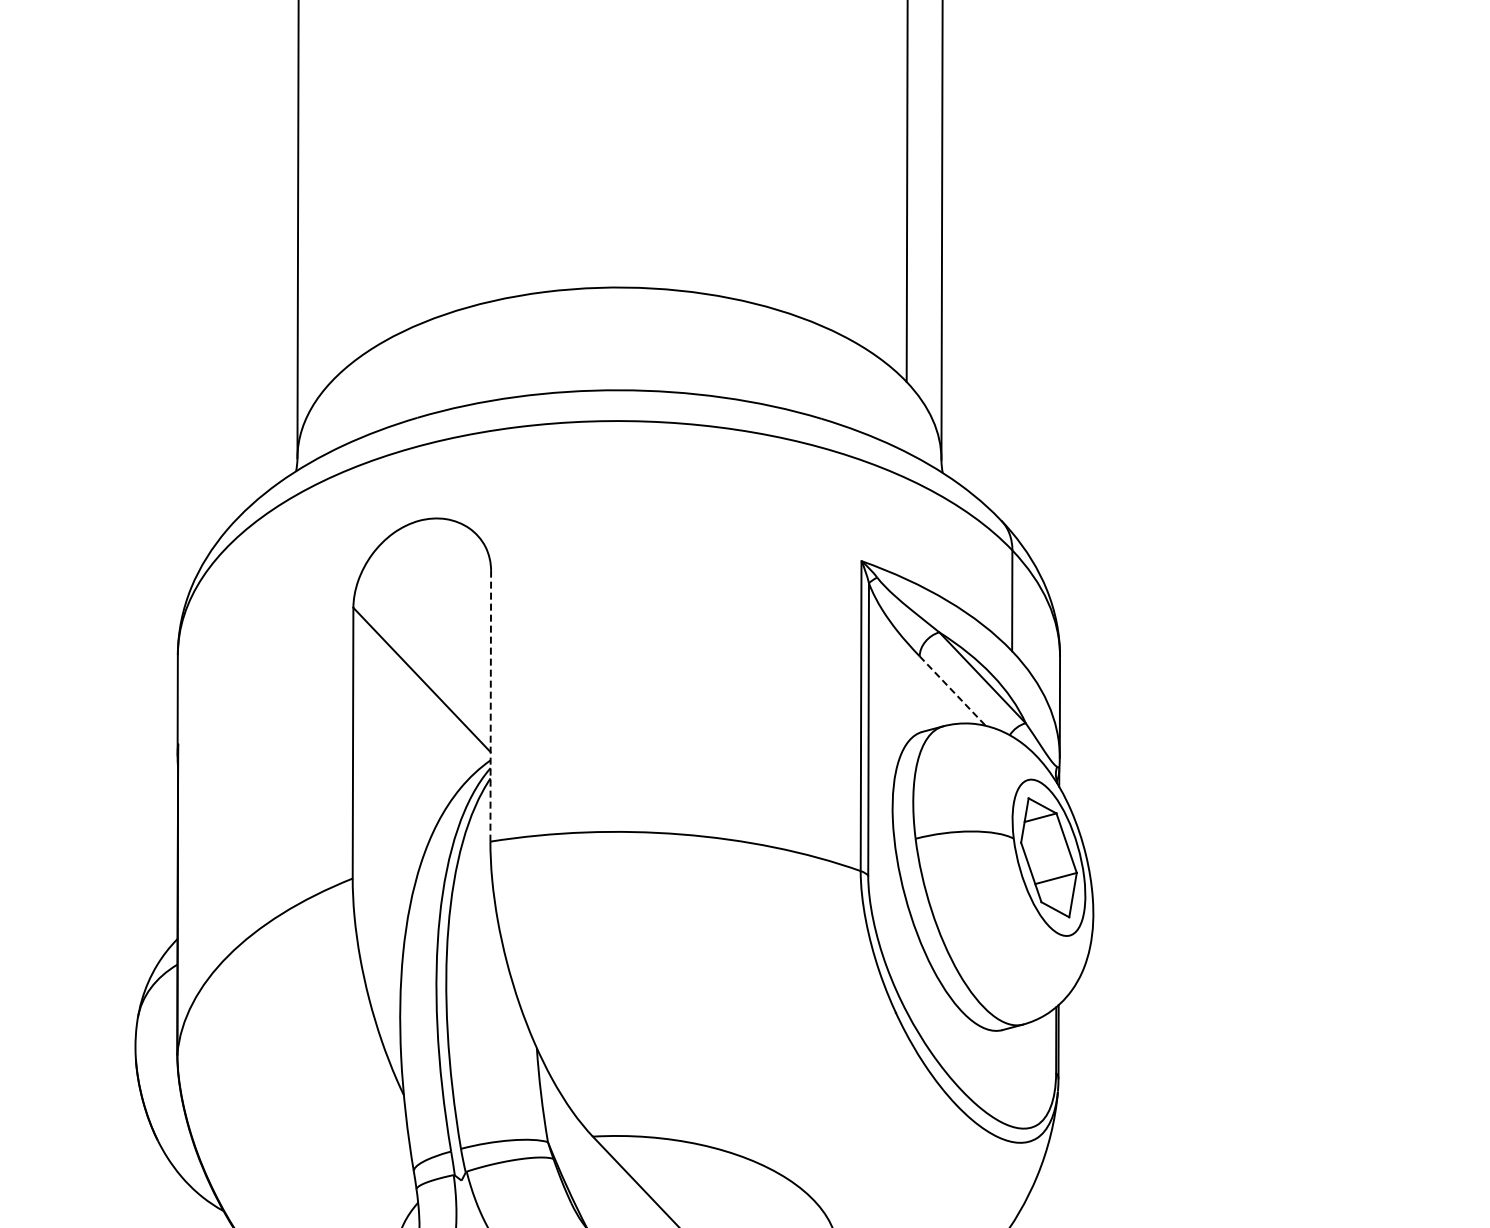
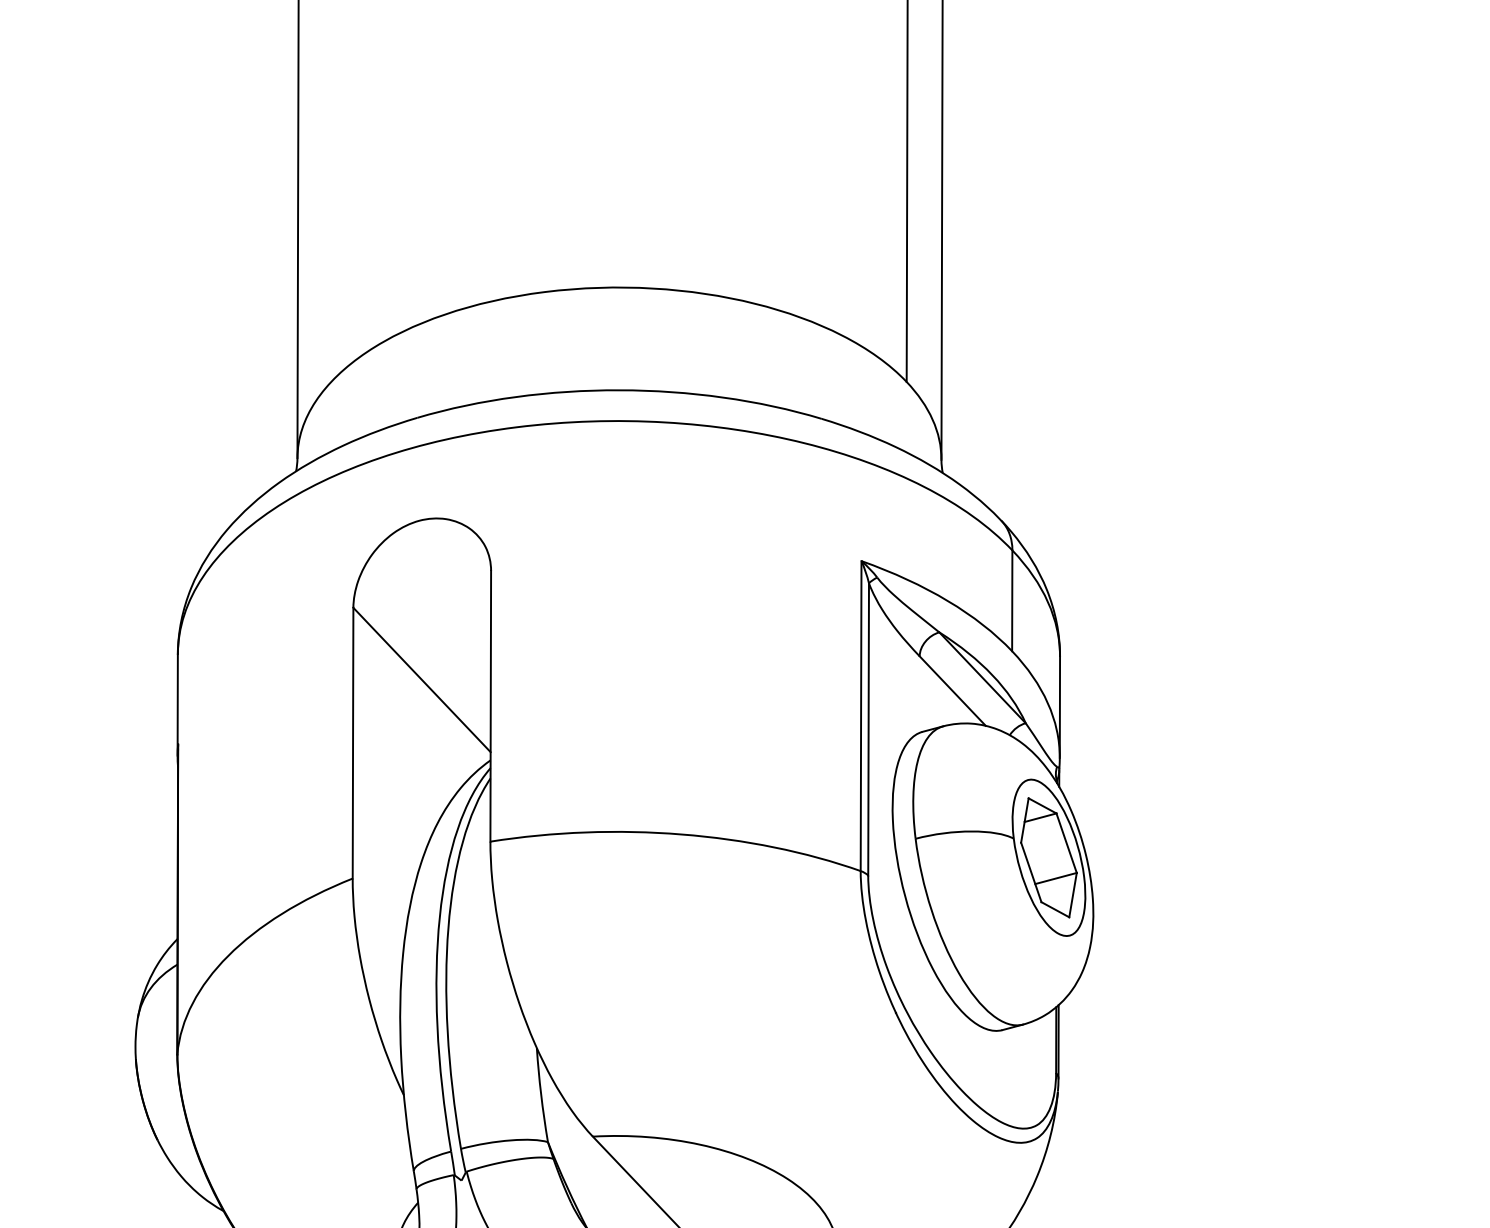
line: dashed -> solid (952, 691)
line: dashed -> solid (490, 705)
